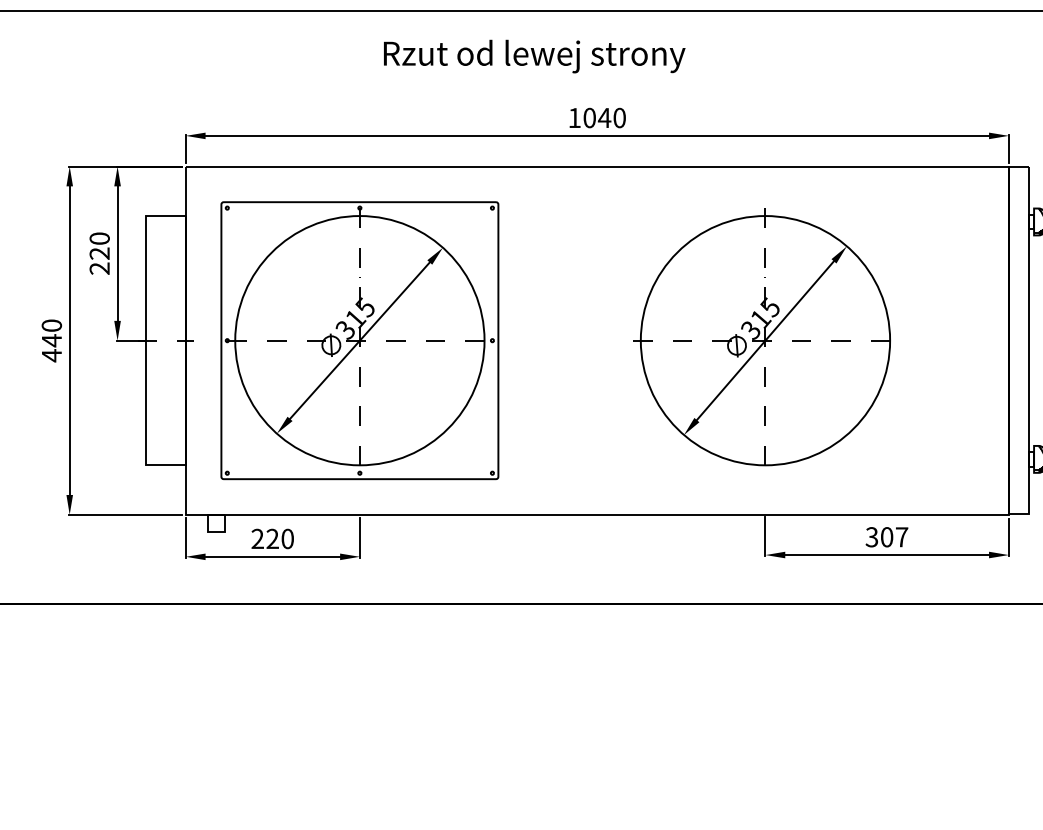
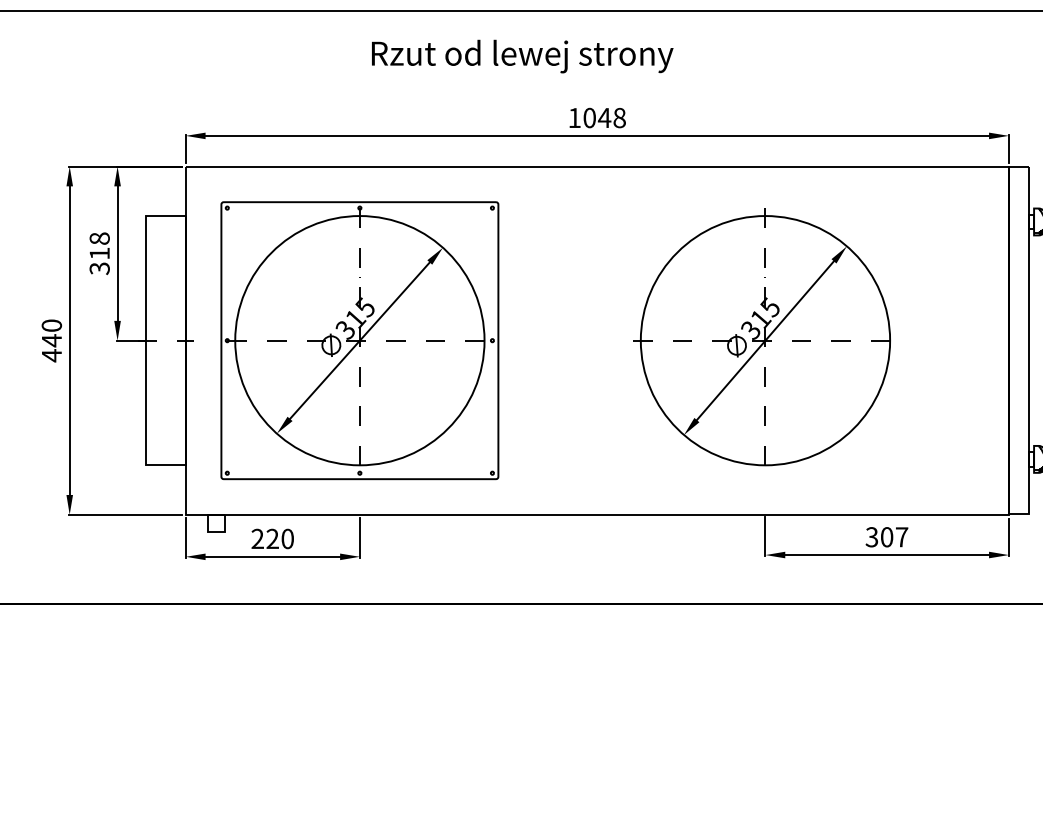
text position: (534, 56) -> (522, 56) (522, 56)
text: 1040 -> 1048 (619, 117)
text: 220 -> 318 (99, 253)
